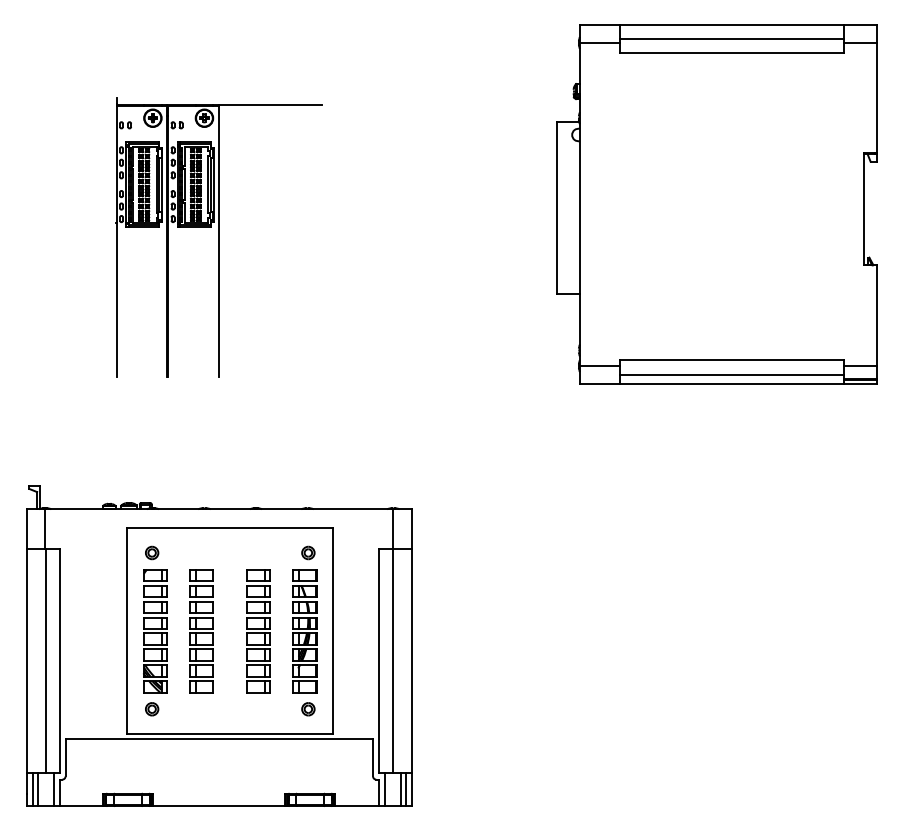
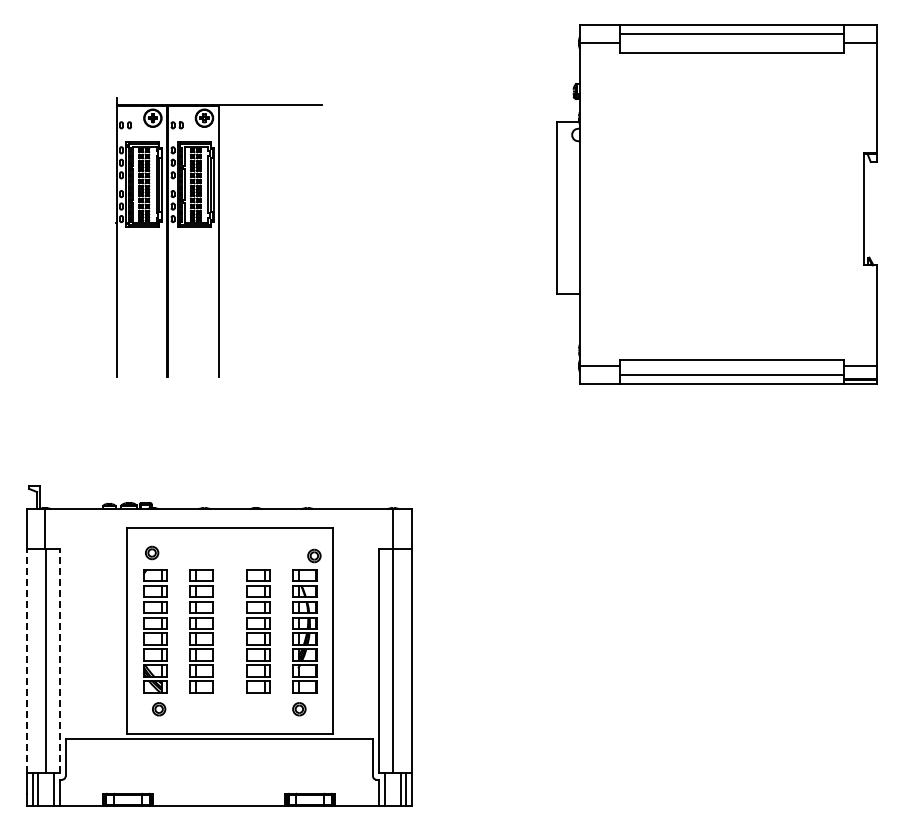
line position: (731, 38) -> (731, 33) (731, 33)
part position: (308, 552) -> (314, 555) (314, 555)
line: solid -> dashed (27, 660)
line: solid -> dashed (59, 660)
part position: (152, 709) -> (159, 709) (159, 709)
part position: (308, 709) -> (299, 709) (299, 709)
